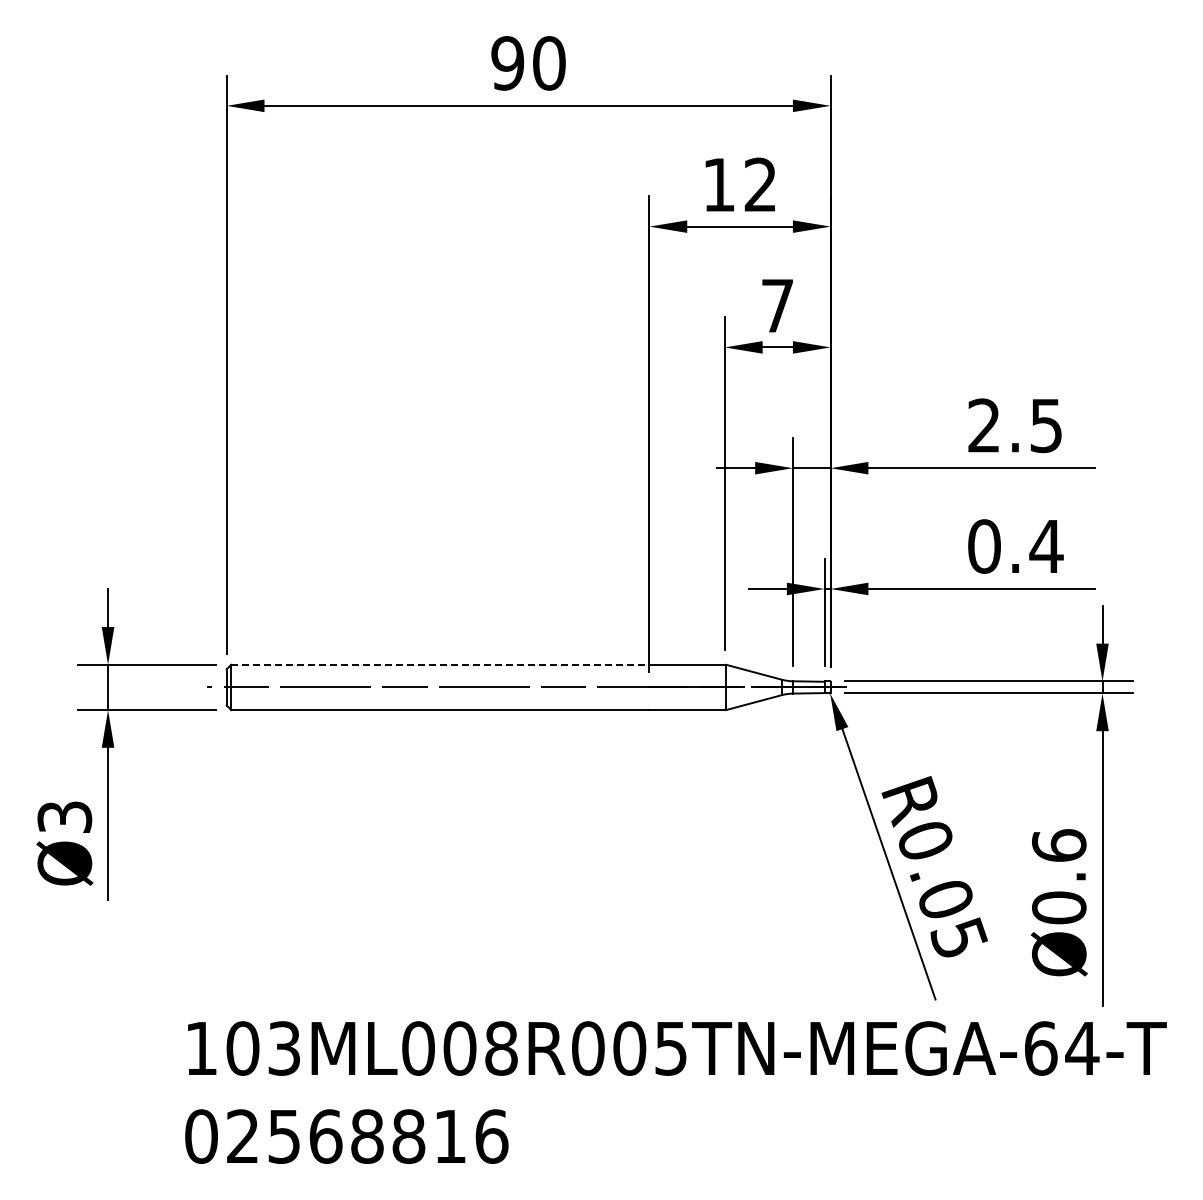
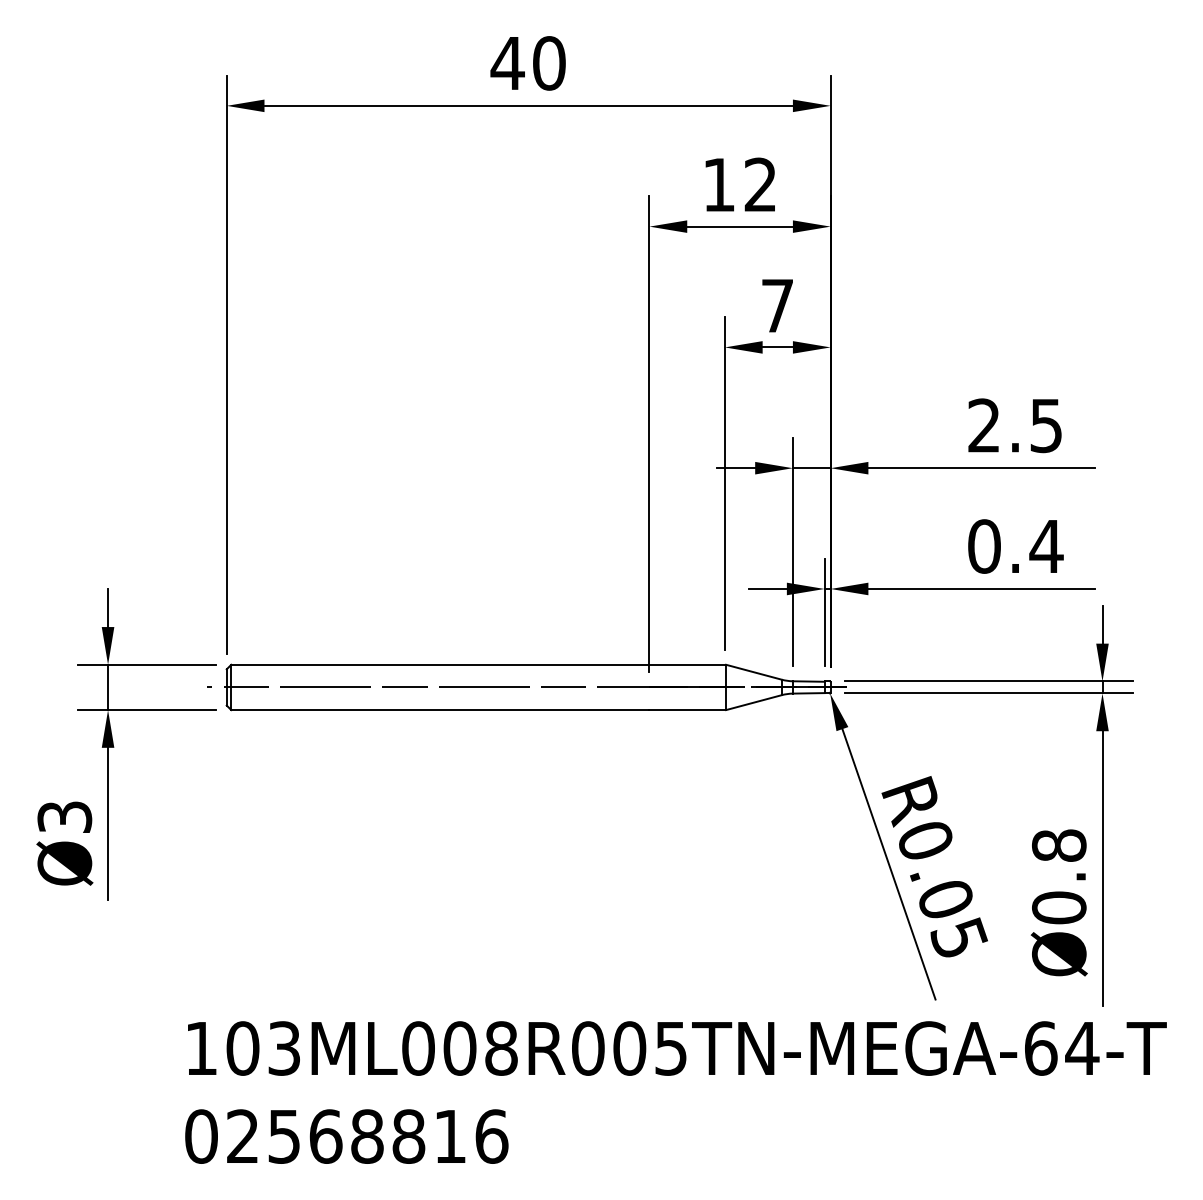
text: 90 -> 40 (507, 63)
line: dashed -> solid (440, 664)
text: Ø0.6 -> Ø0.8 (1059, 845)
